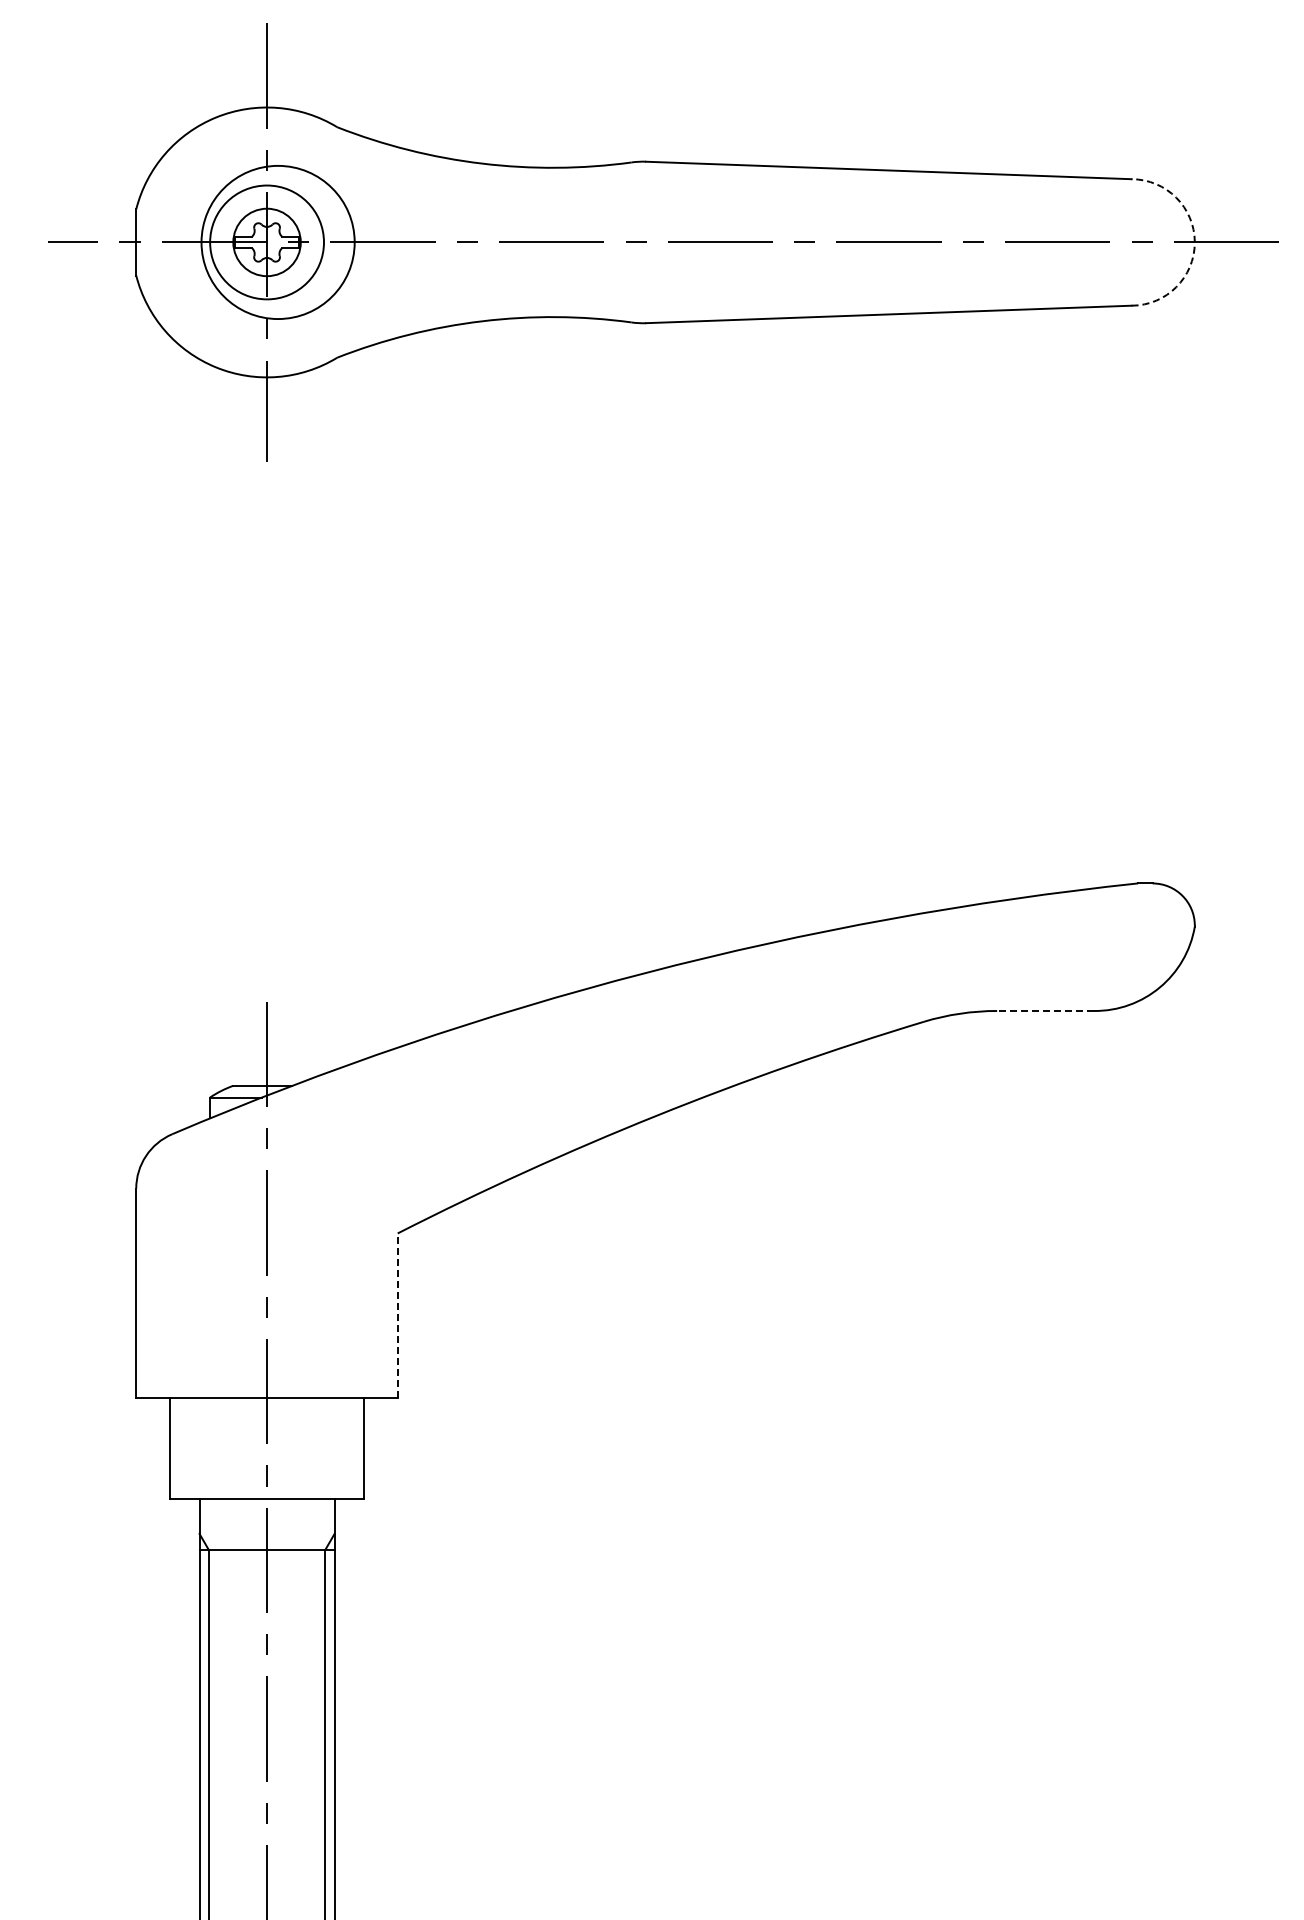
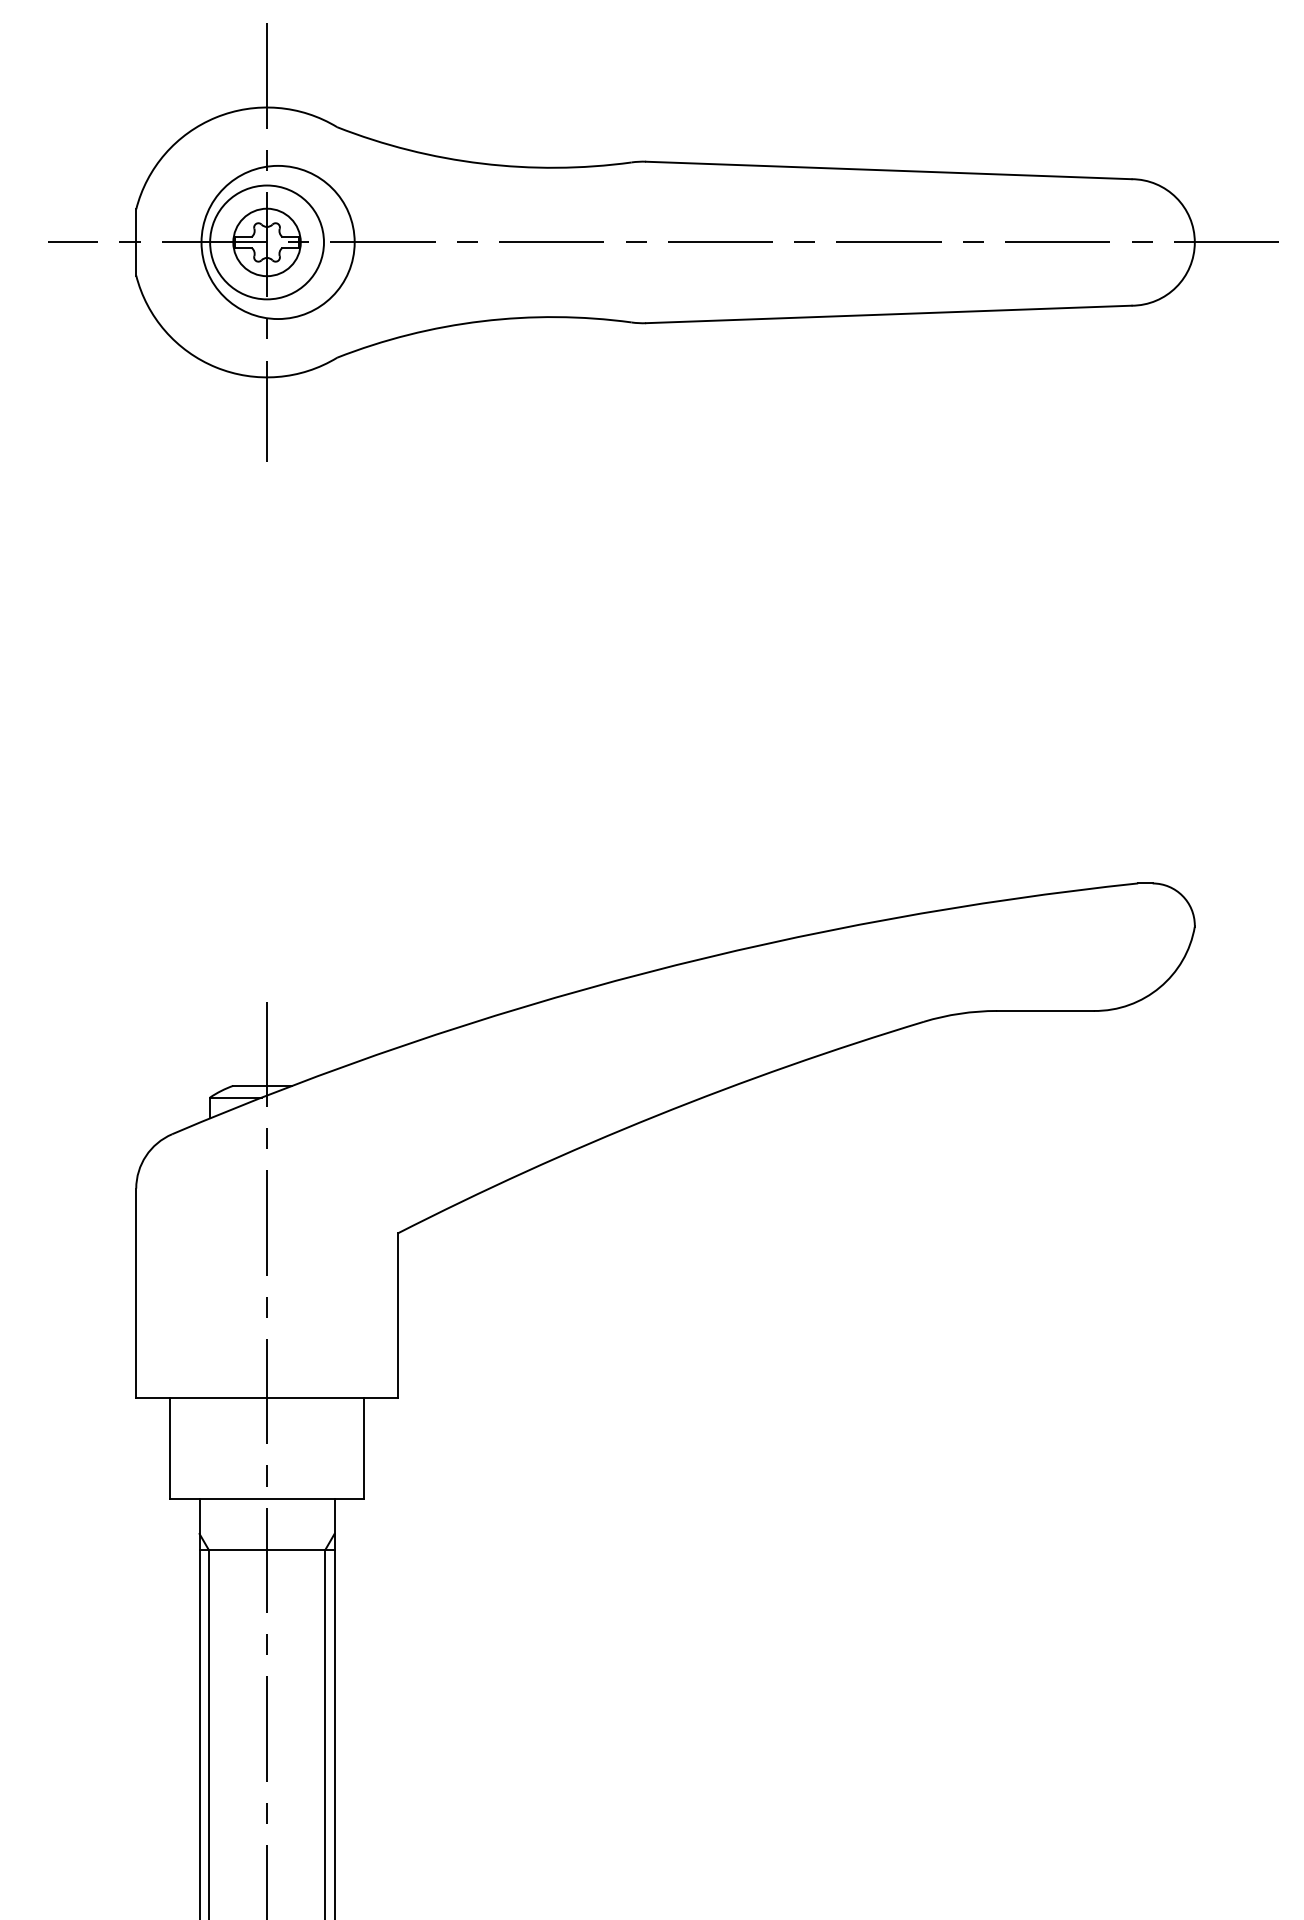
arc: dashed -> solid (1194, 242)
line: dashed -> solid (1044, 1010)
line: dashed -> solid (397, 1315)
